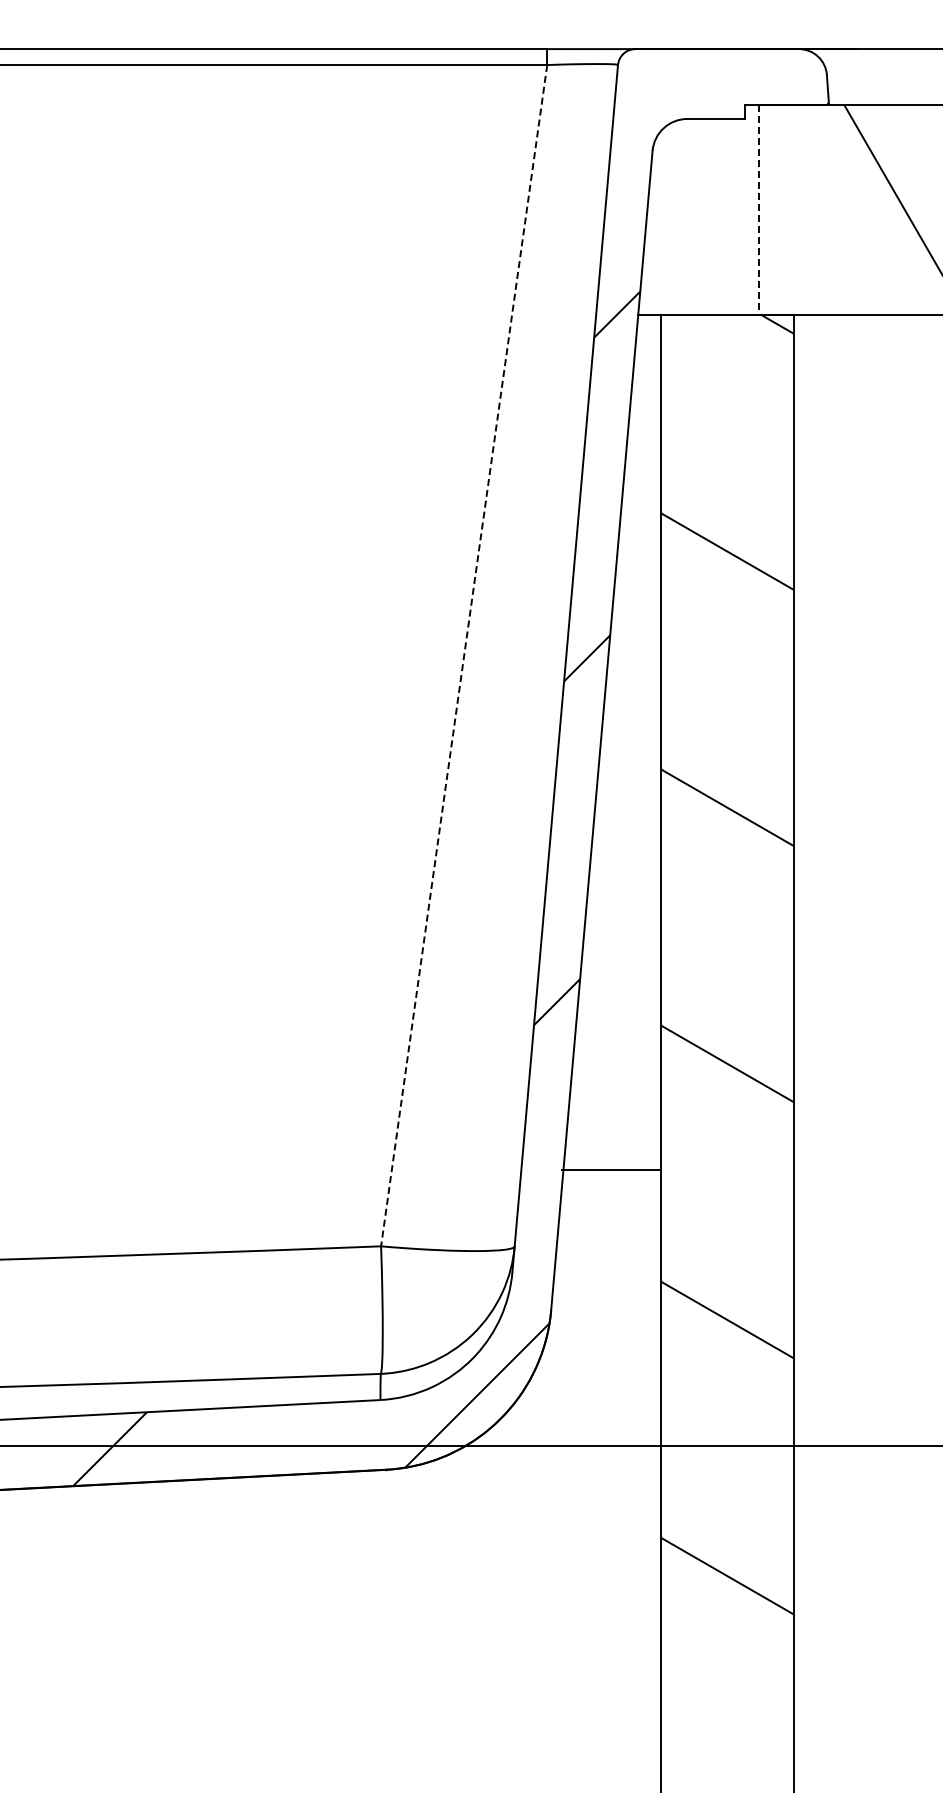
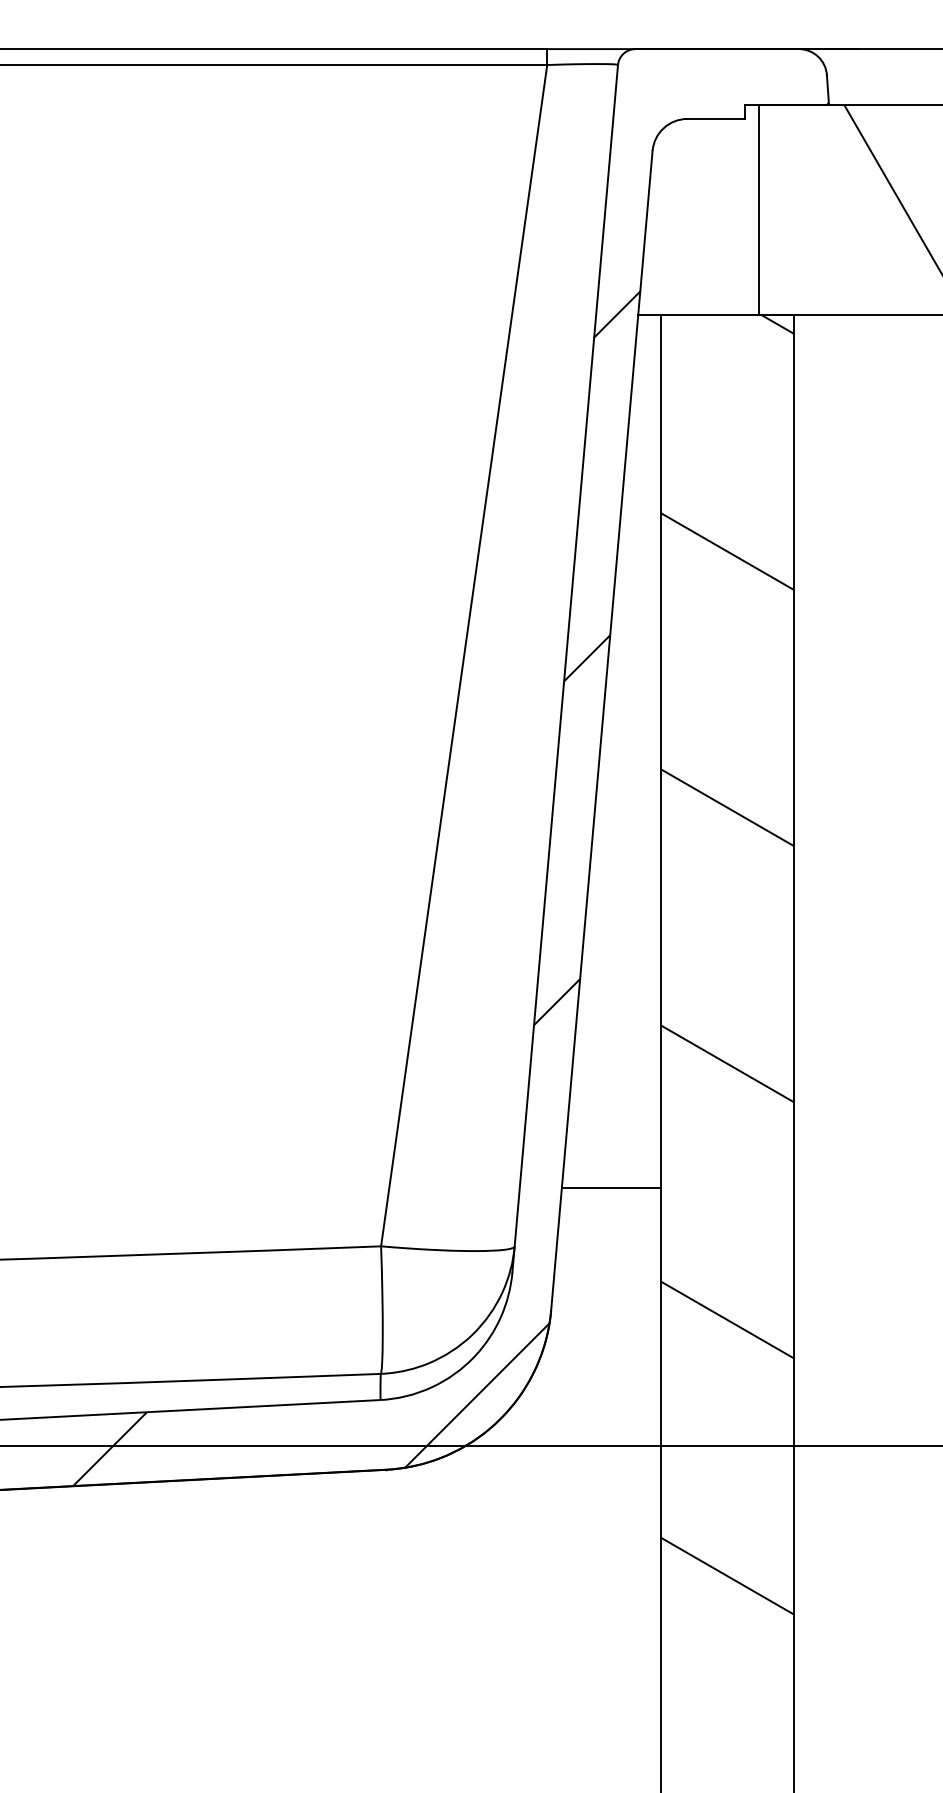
line: dashed -> solid (759, 209)
line: dashed -> solid (464, 656)
line position: (611, 1169) -> (611, 1187) (611, 1187)
